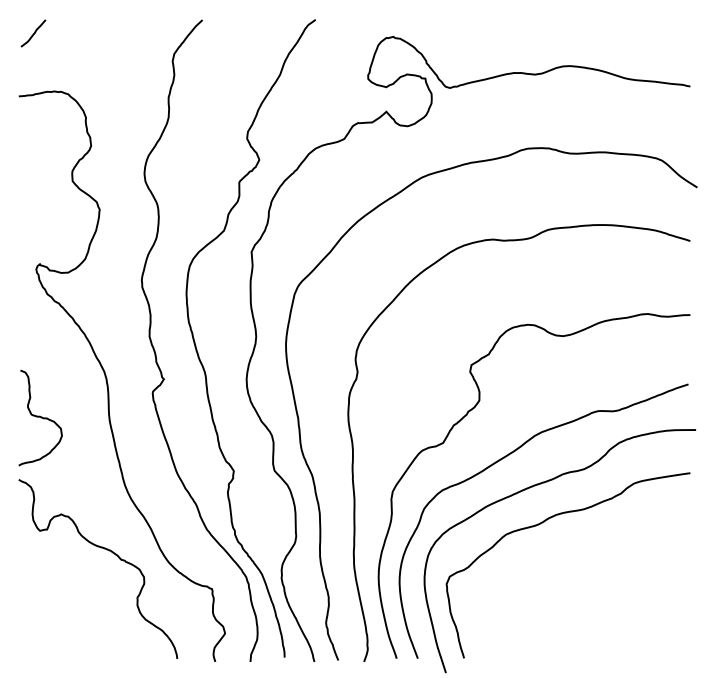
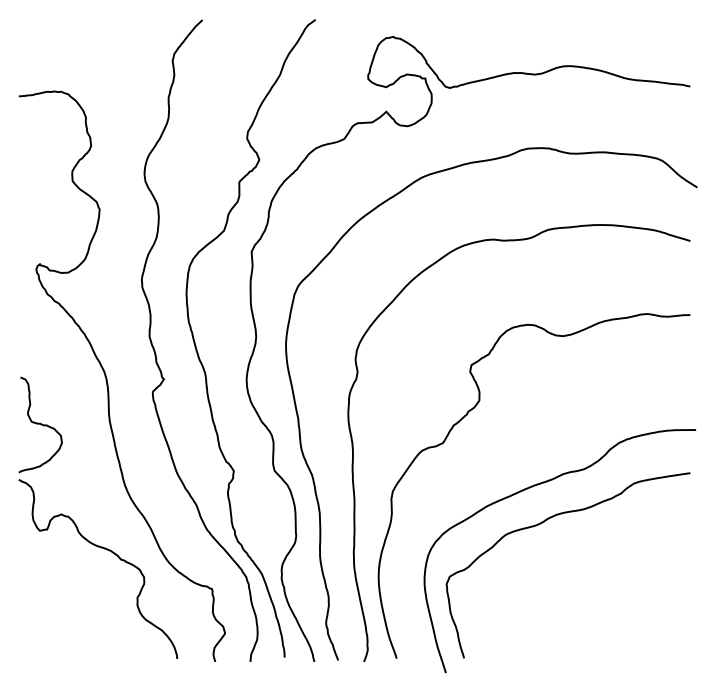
curve: present -> none (33, 33)
curve position: (40, 417) -> (40, 424) (40, 424)
curve: present -> none (506, 457)
